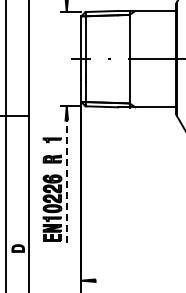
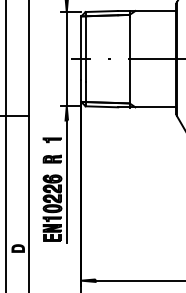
line: none -> present (66, 59)
line: dashed -> solid (66, 181)
line: none -> present (138, 280)
